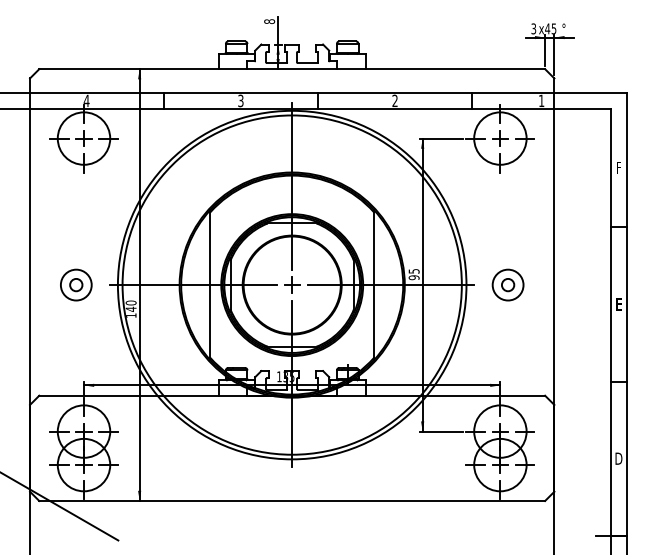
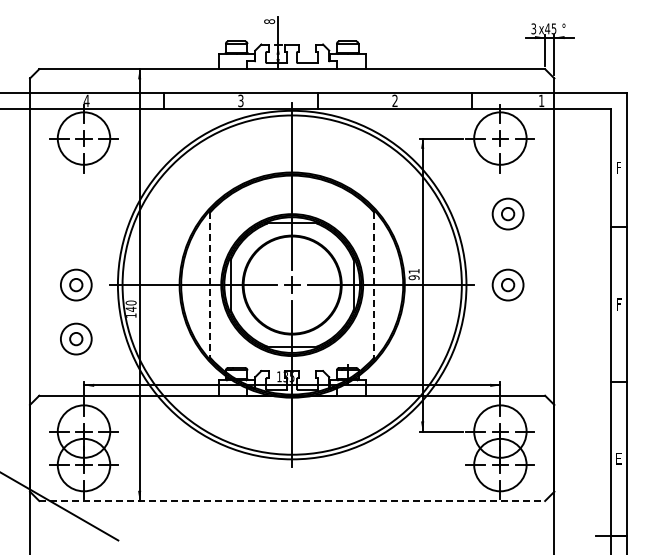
part: none -> present (507, 213)
text: 95 -> 91 (413, 271)
line: solid -> dashed (210, 285)
line: solid -> dashed (373, 285)
text: E -> F (618, 304)
part: none -> present (76, 338)
text: D -> E (618, 458)
line: solid -> dashed (292, 501)
